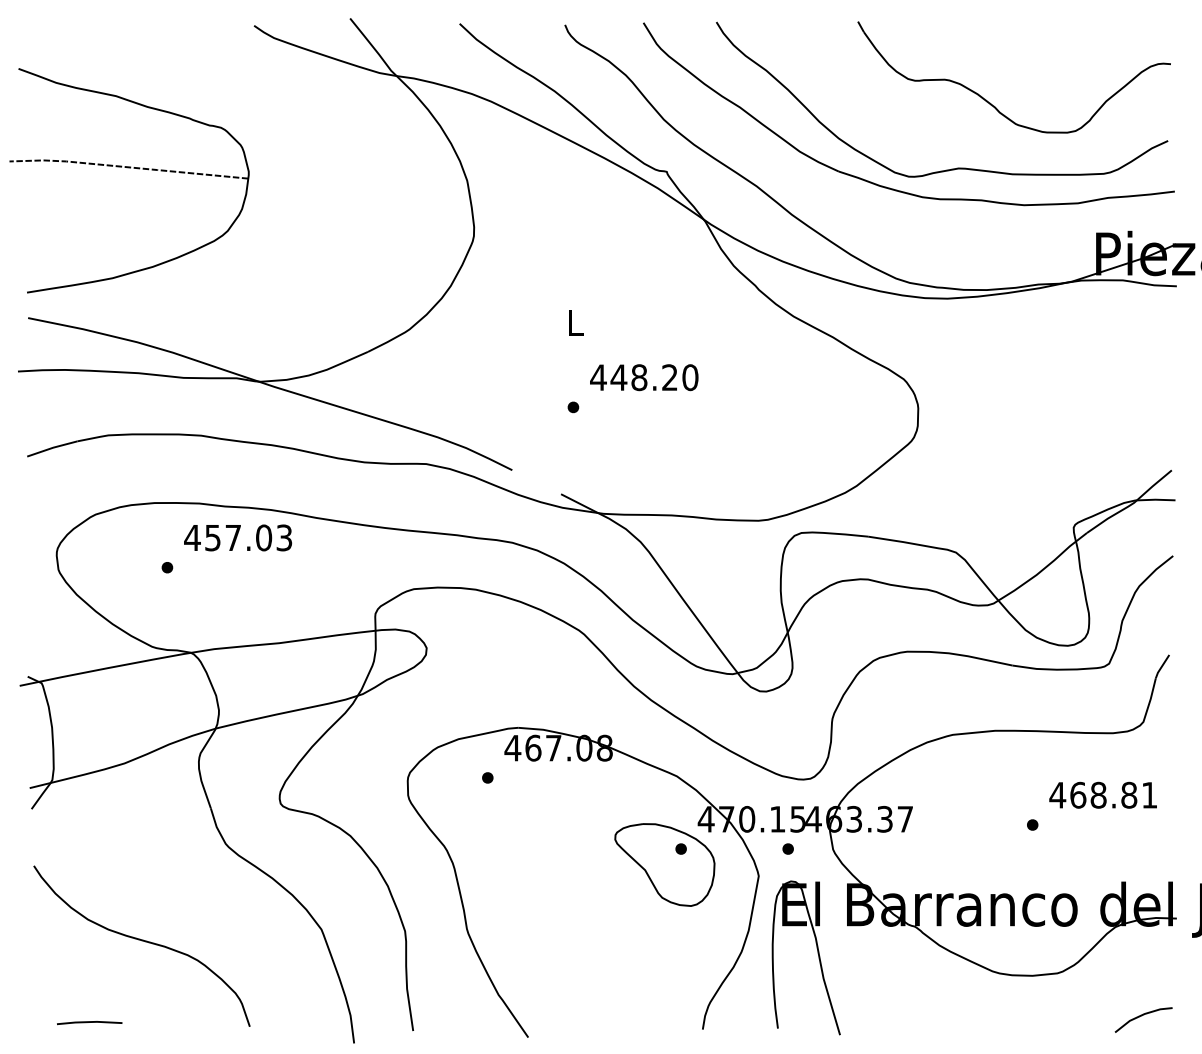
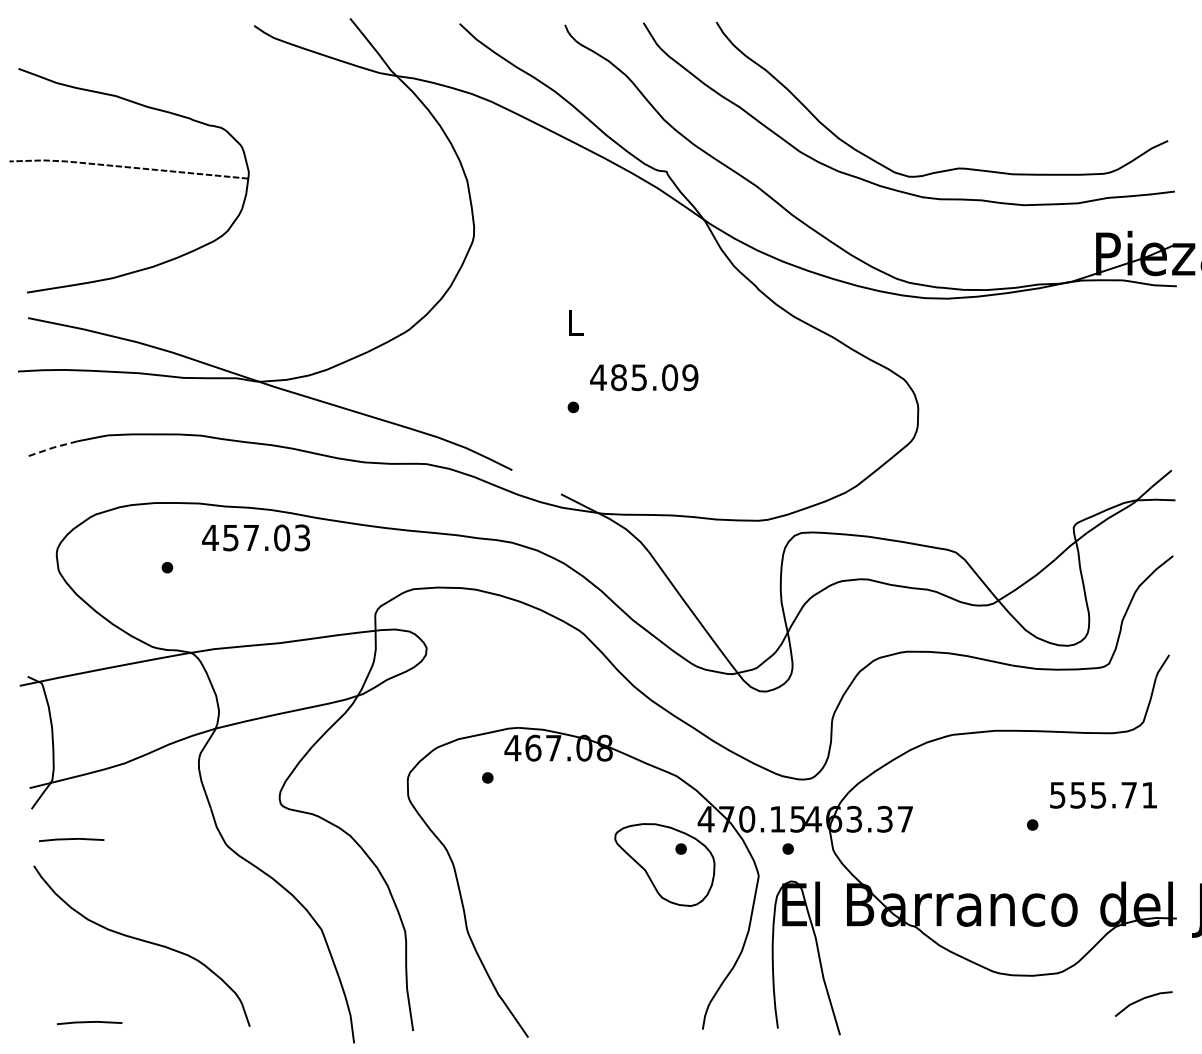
part: present -> none (994, 105)
text: 448.20 -> 485.09 (654, 377)
line: solid -> dashed (52, 448)
text position: (238, 537) -> (256, 537) (256, 537)
text: 468.81 -> 555.71 (1093, 794)
line: none -> present (71, 839)
line position: (1141, 1016) -> (1141, 1000) (1141, 1000)
